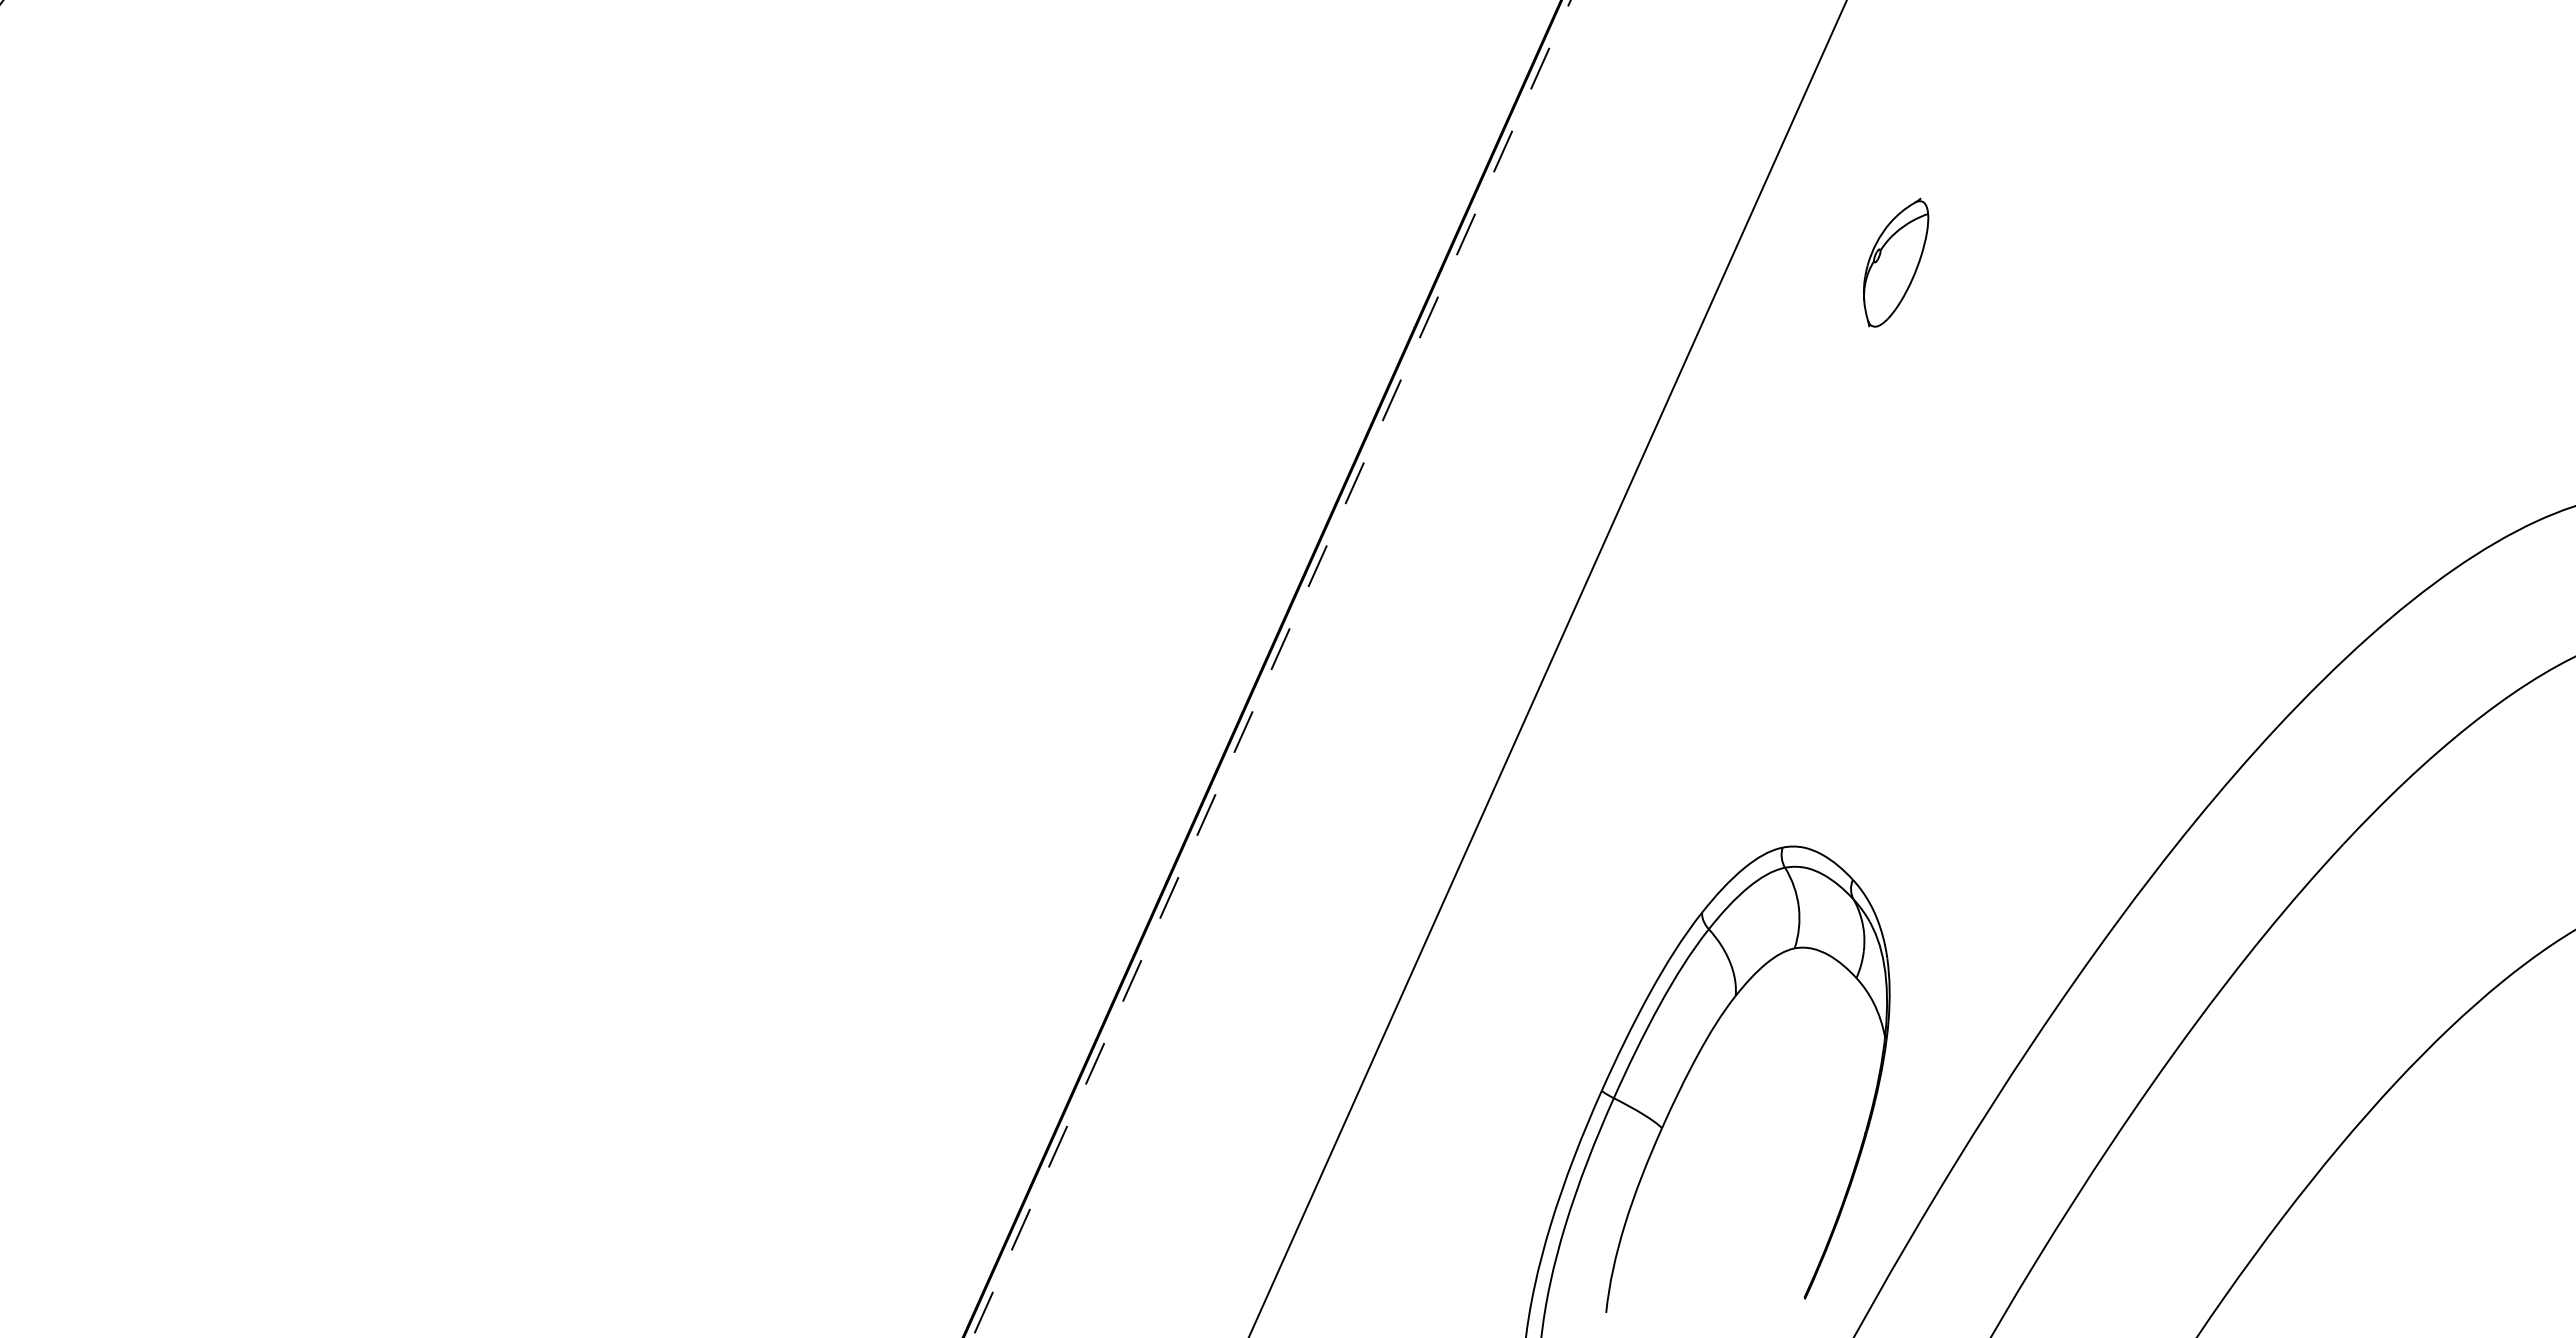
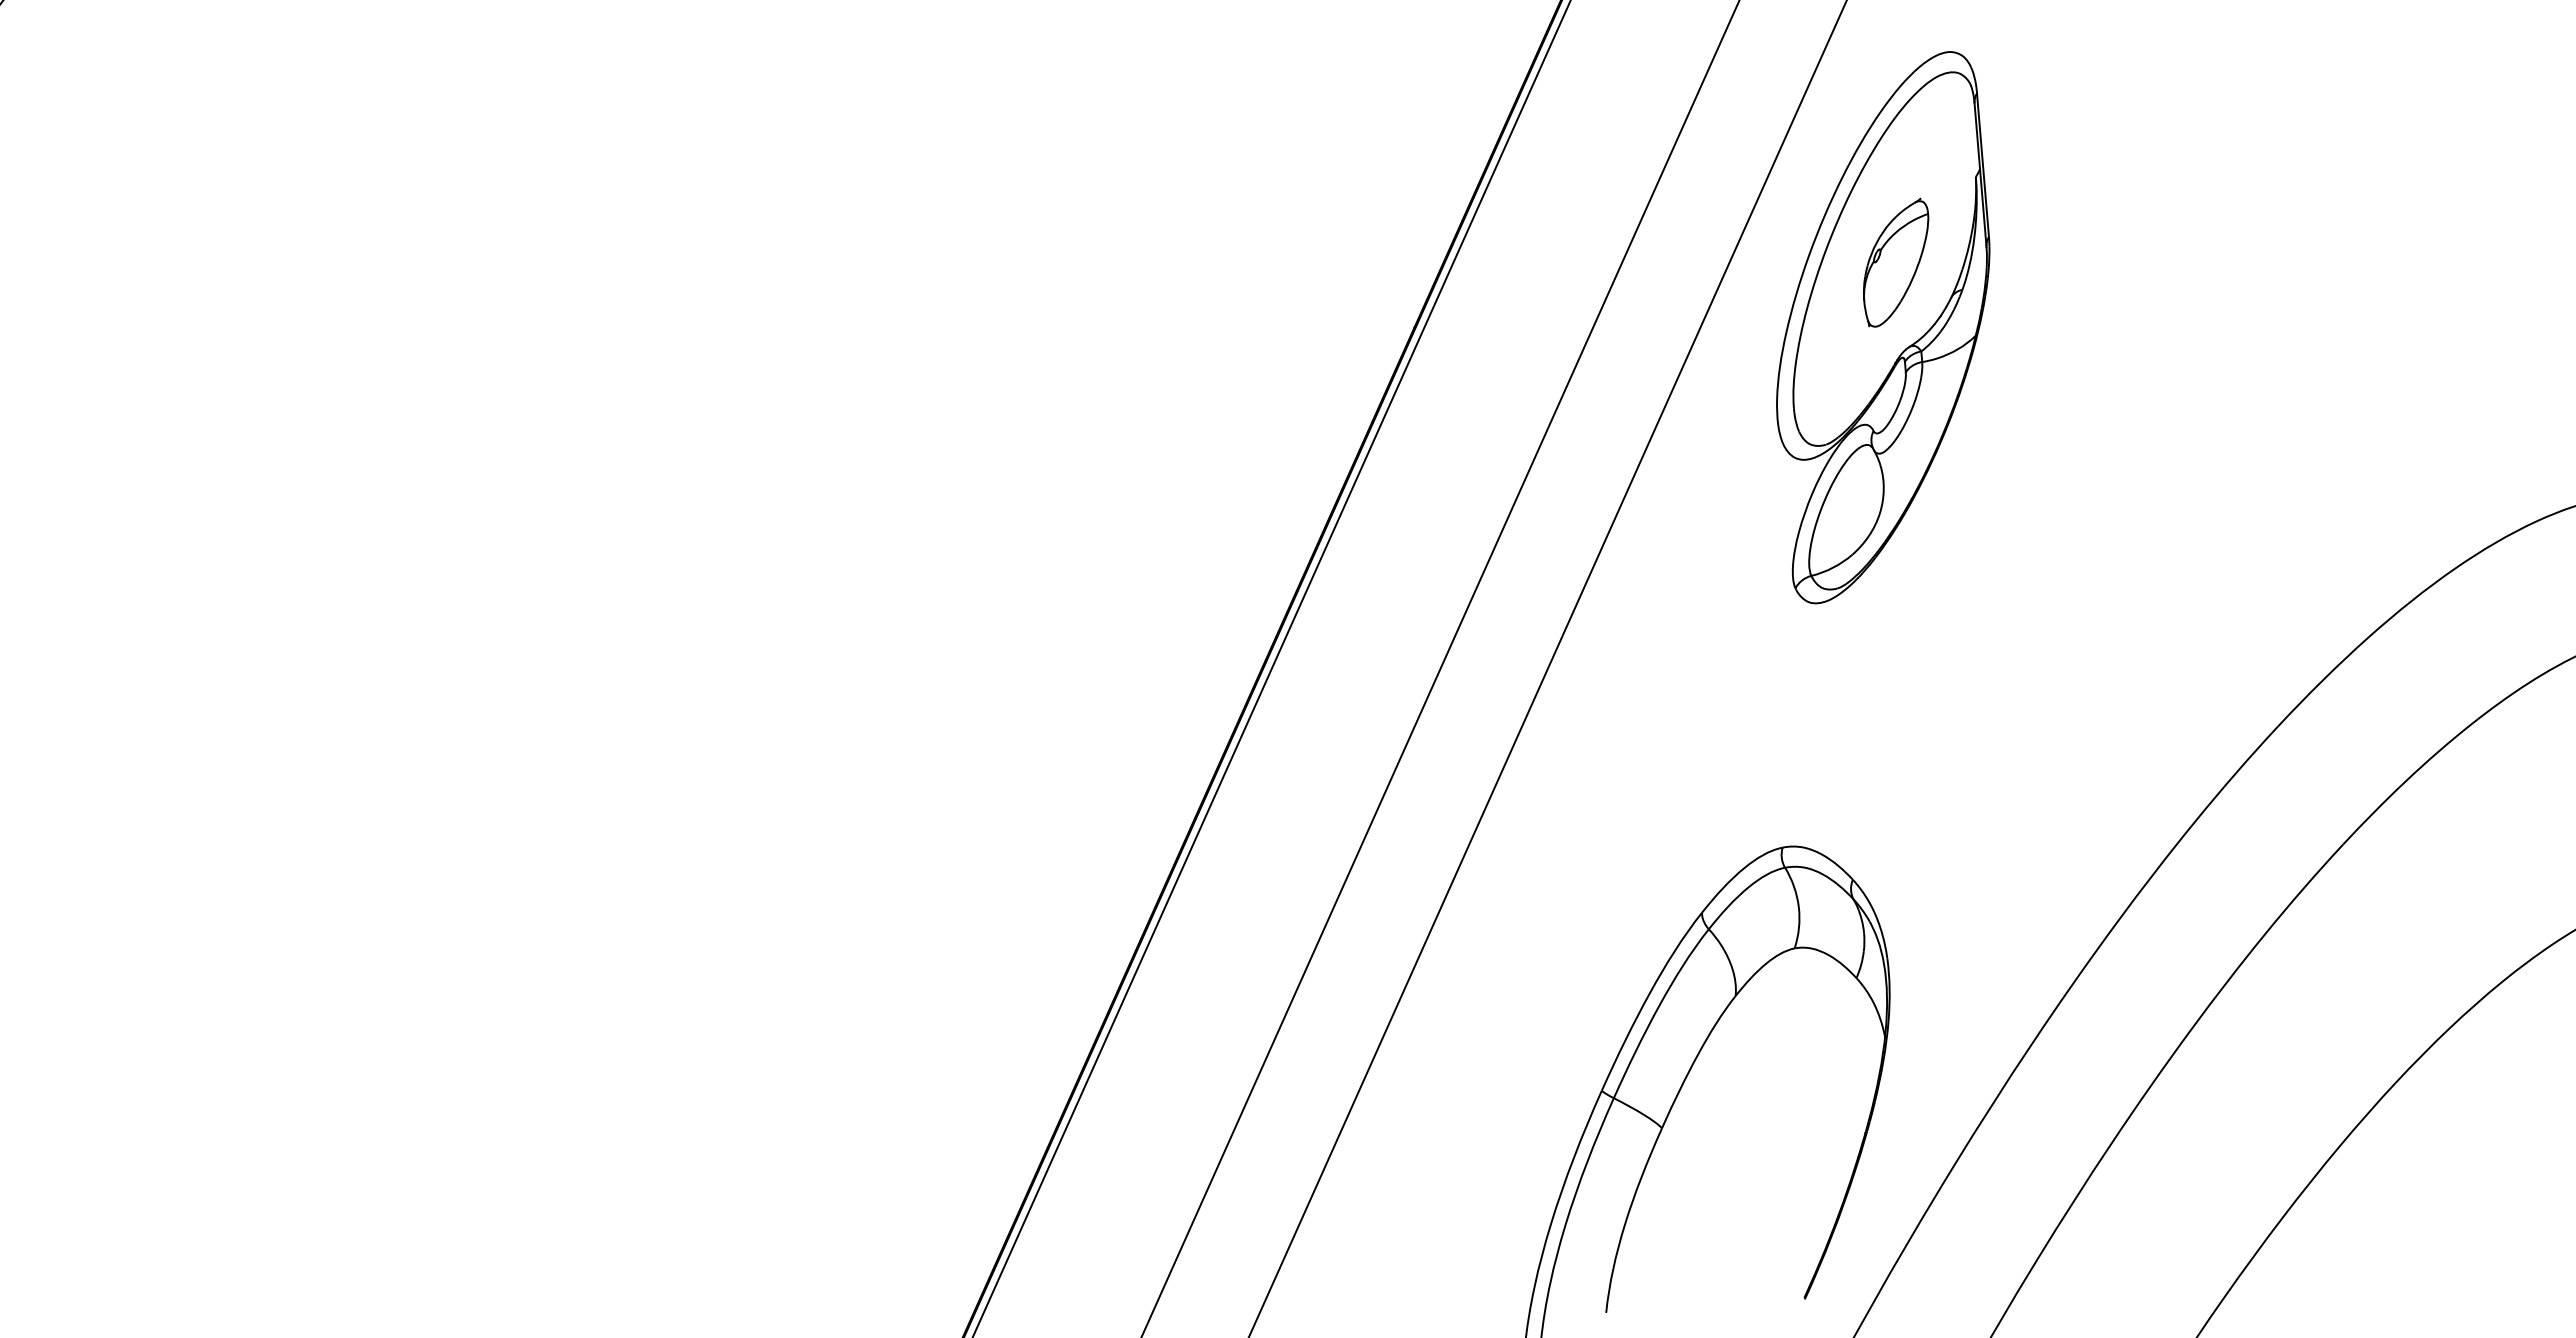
part: none -> present (1883, 327)
line: dashed -> solid (1271, 668)
line: none -> present (1440, 668)
